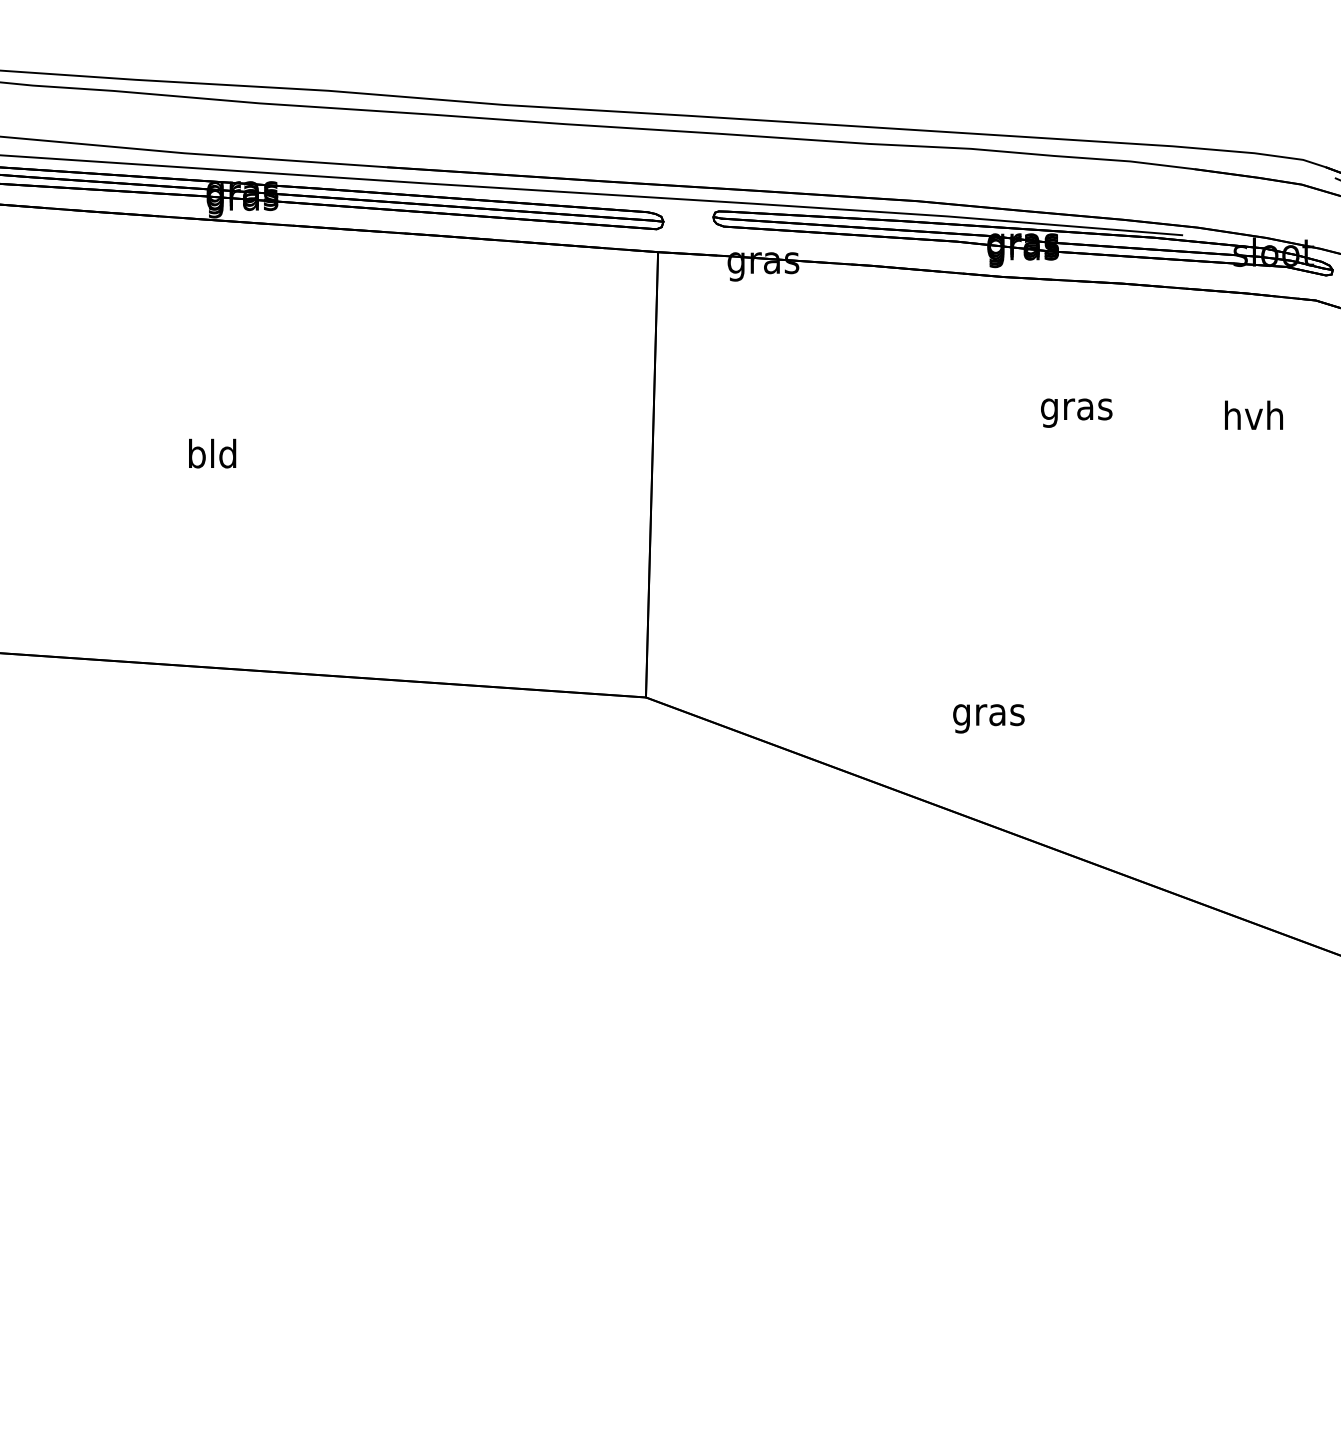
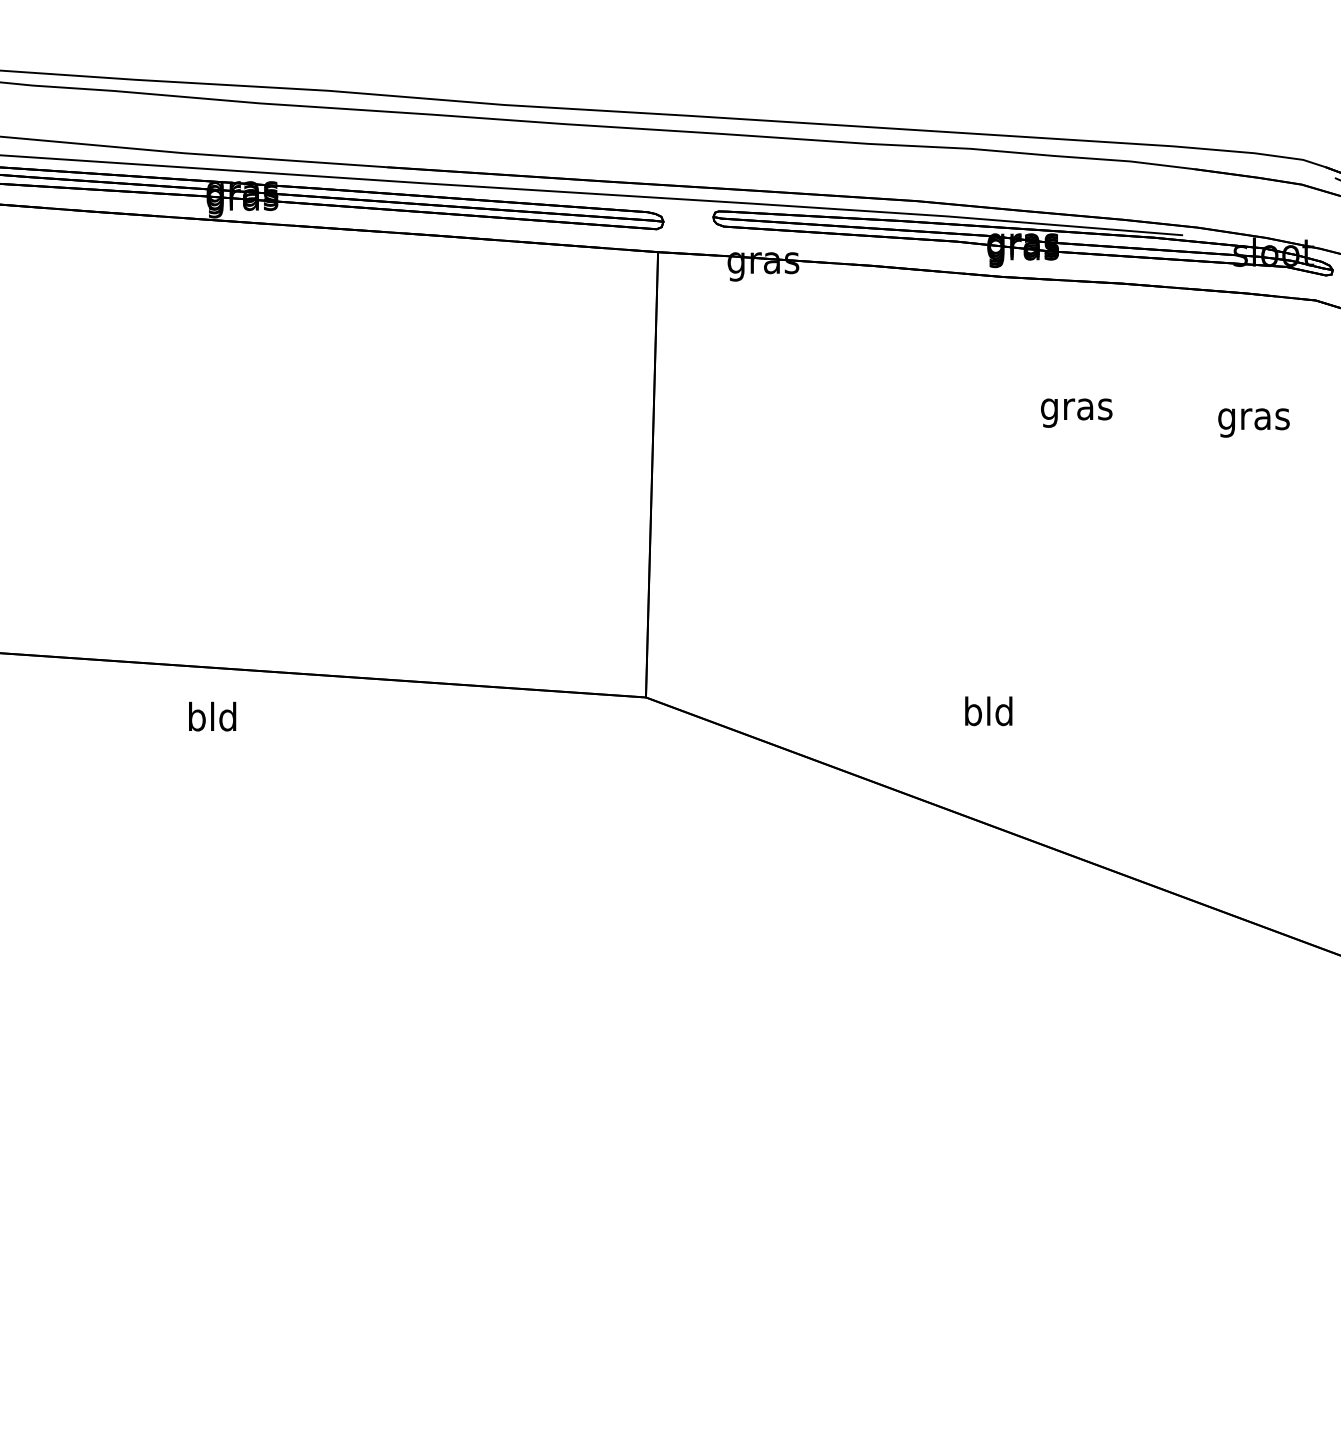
text: hvh -> gras (1253, 418)
text position: (212, 453) -> (212, 716) (212, 716)
text: gras -> bld (988, 714)
